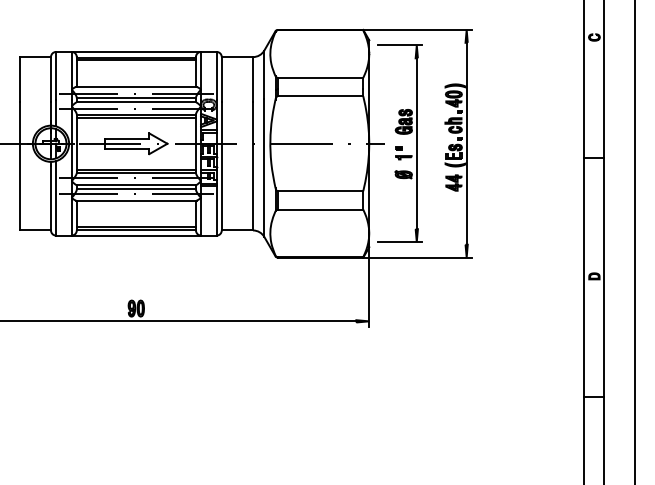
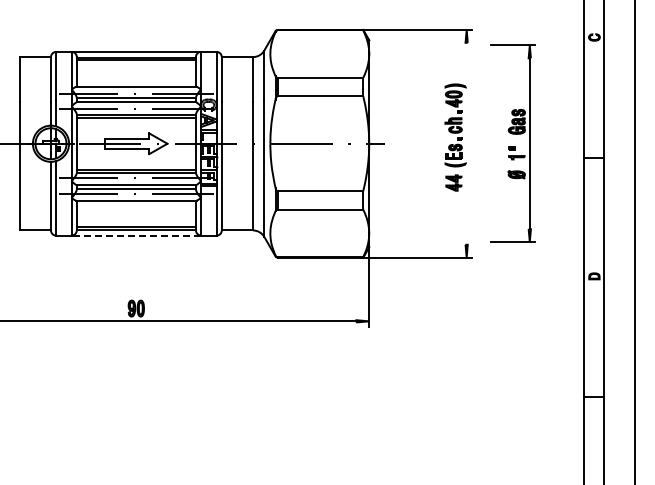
part position: (399, 143) -> (512, 143) (512, 143)
line: present -> none (466, 143)
line: solid -> dashed (136, 235)
